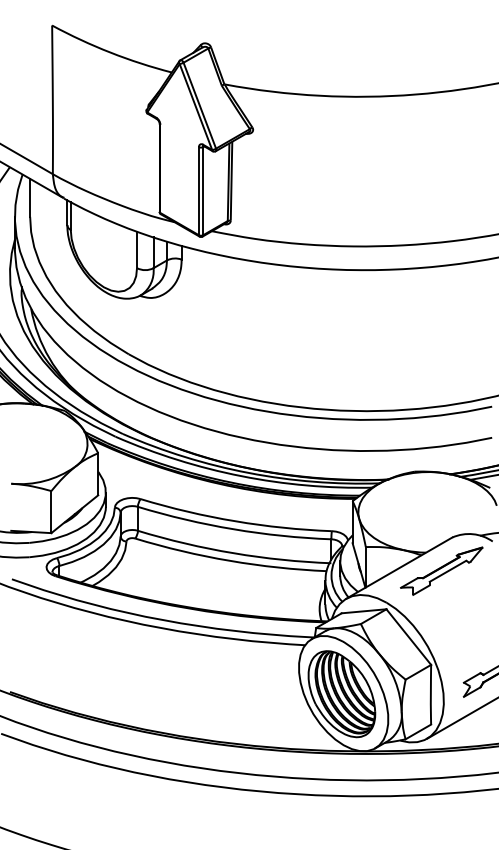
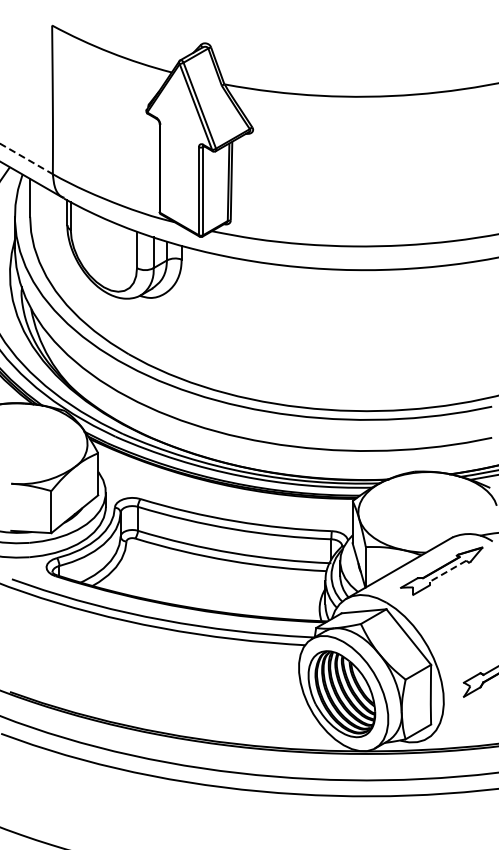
line: solid -> dashed (27, 159)
line: solid -> dashed (447, 571)
line: present -> none (461, 718)
